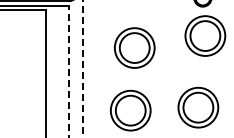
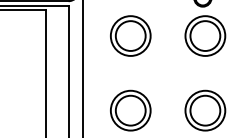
part position: (134, 47) -> (130, 35) (130, 35)
line: dashed -> solid (83, 69)
line: dashed -> solid (68, 71)
part position: (198, 107) -> (205, 110) (205, 110)
